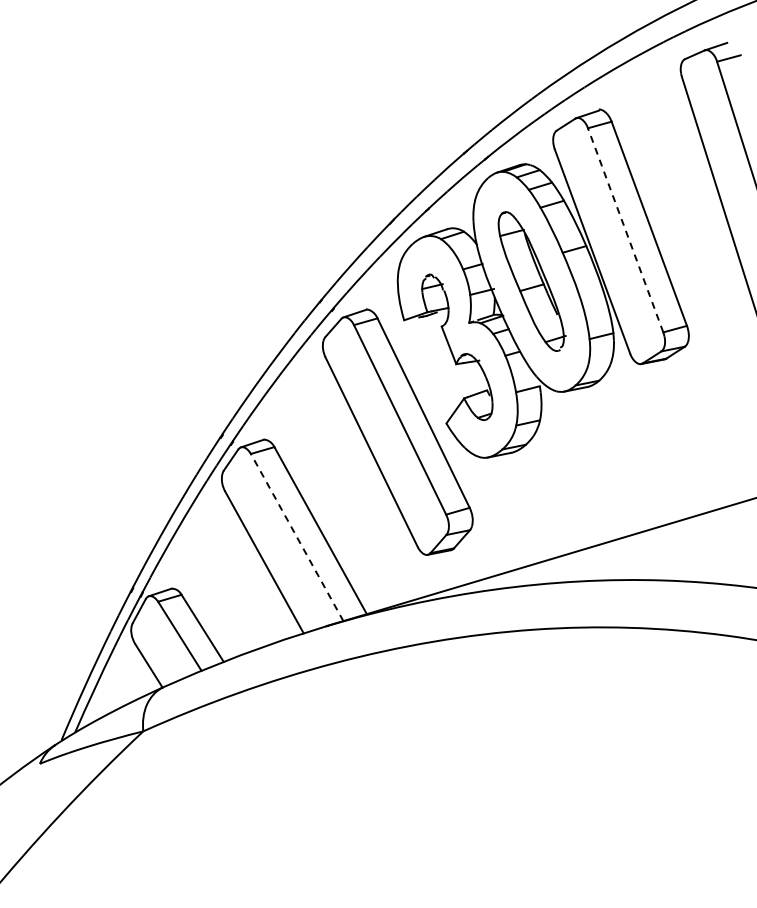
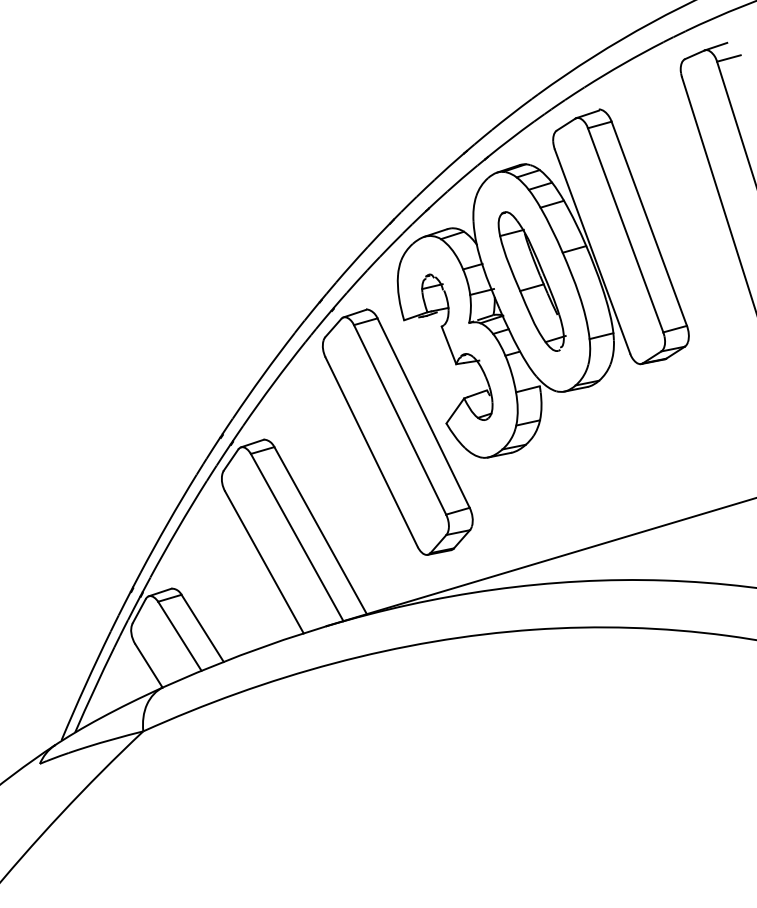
line: dashed -> solid (625, 230)
line: dashed -> solid (297, 537)
